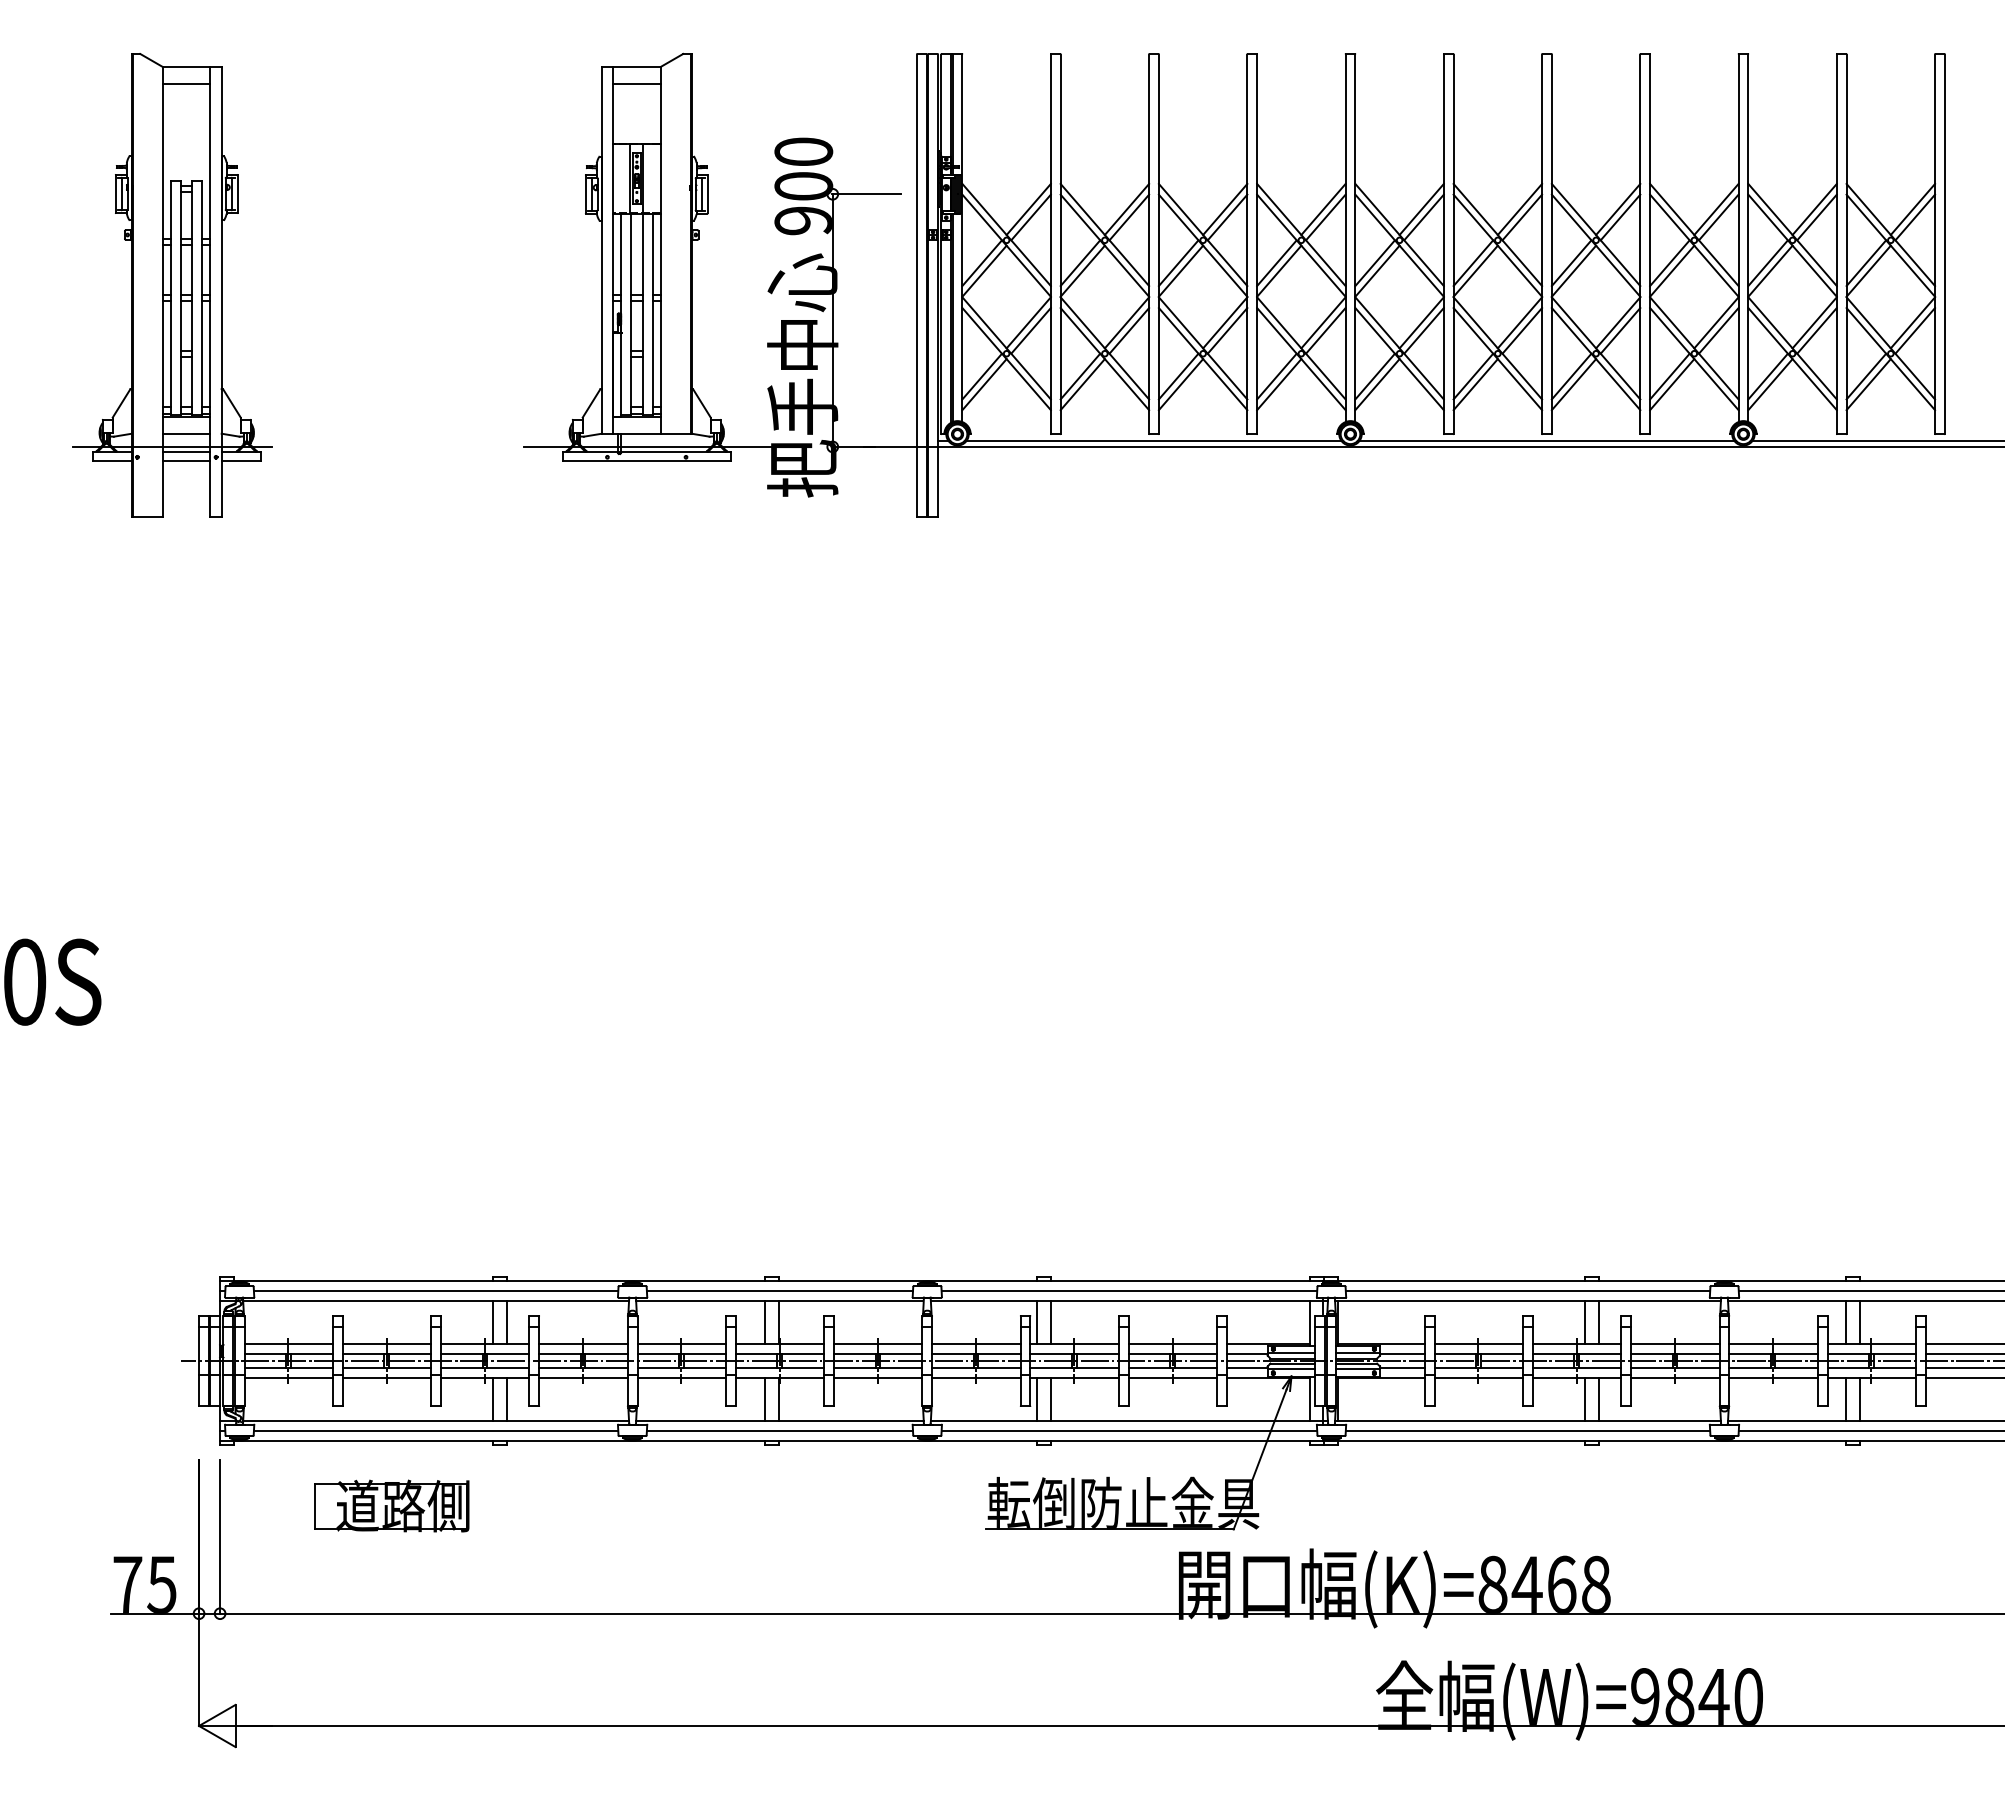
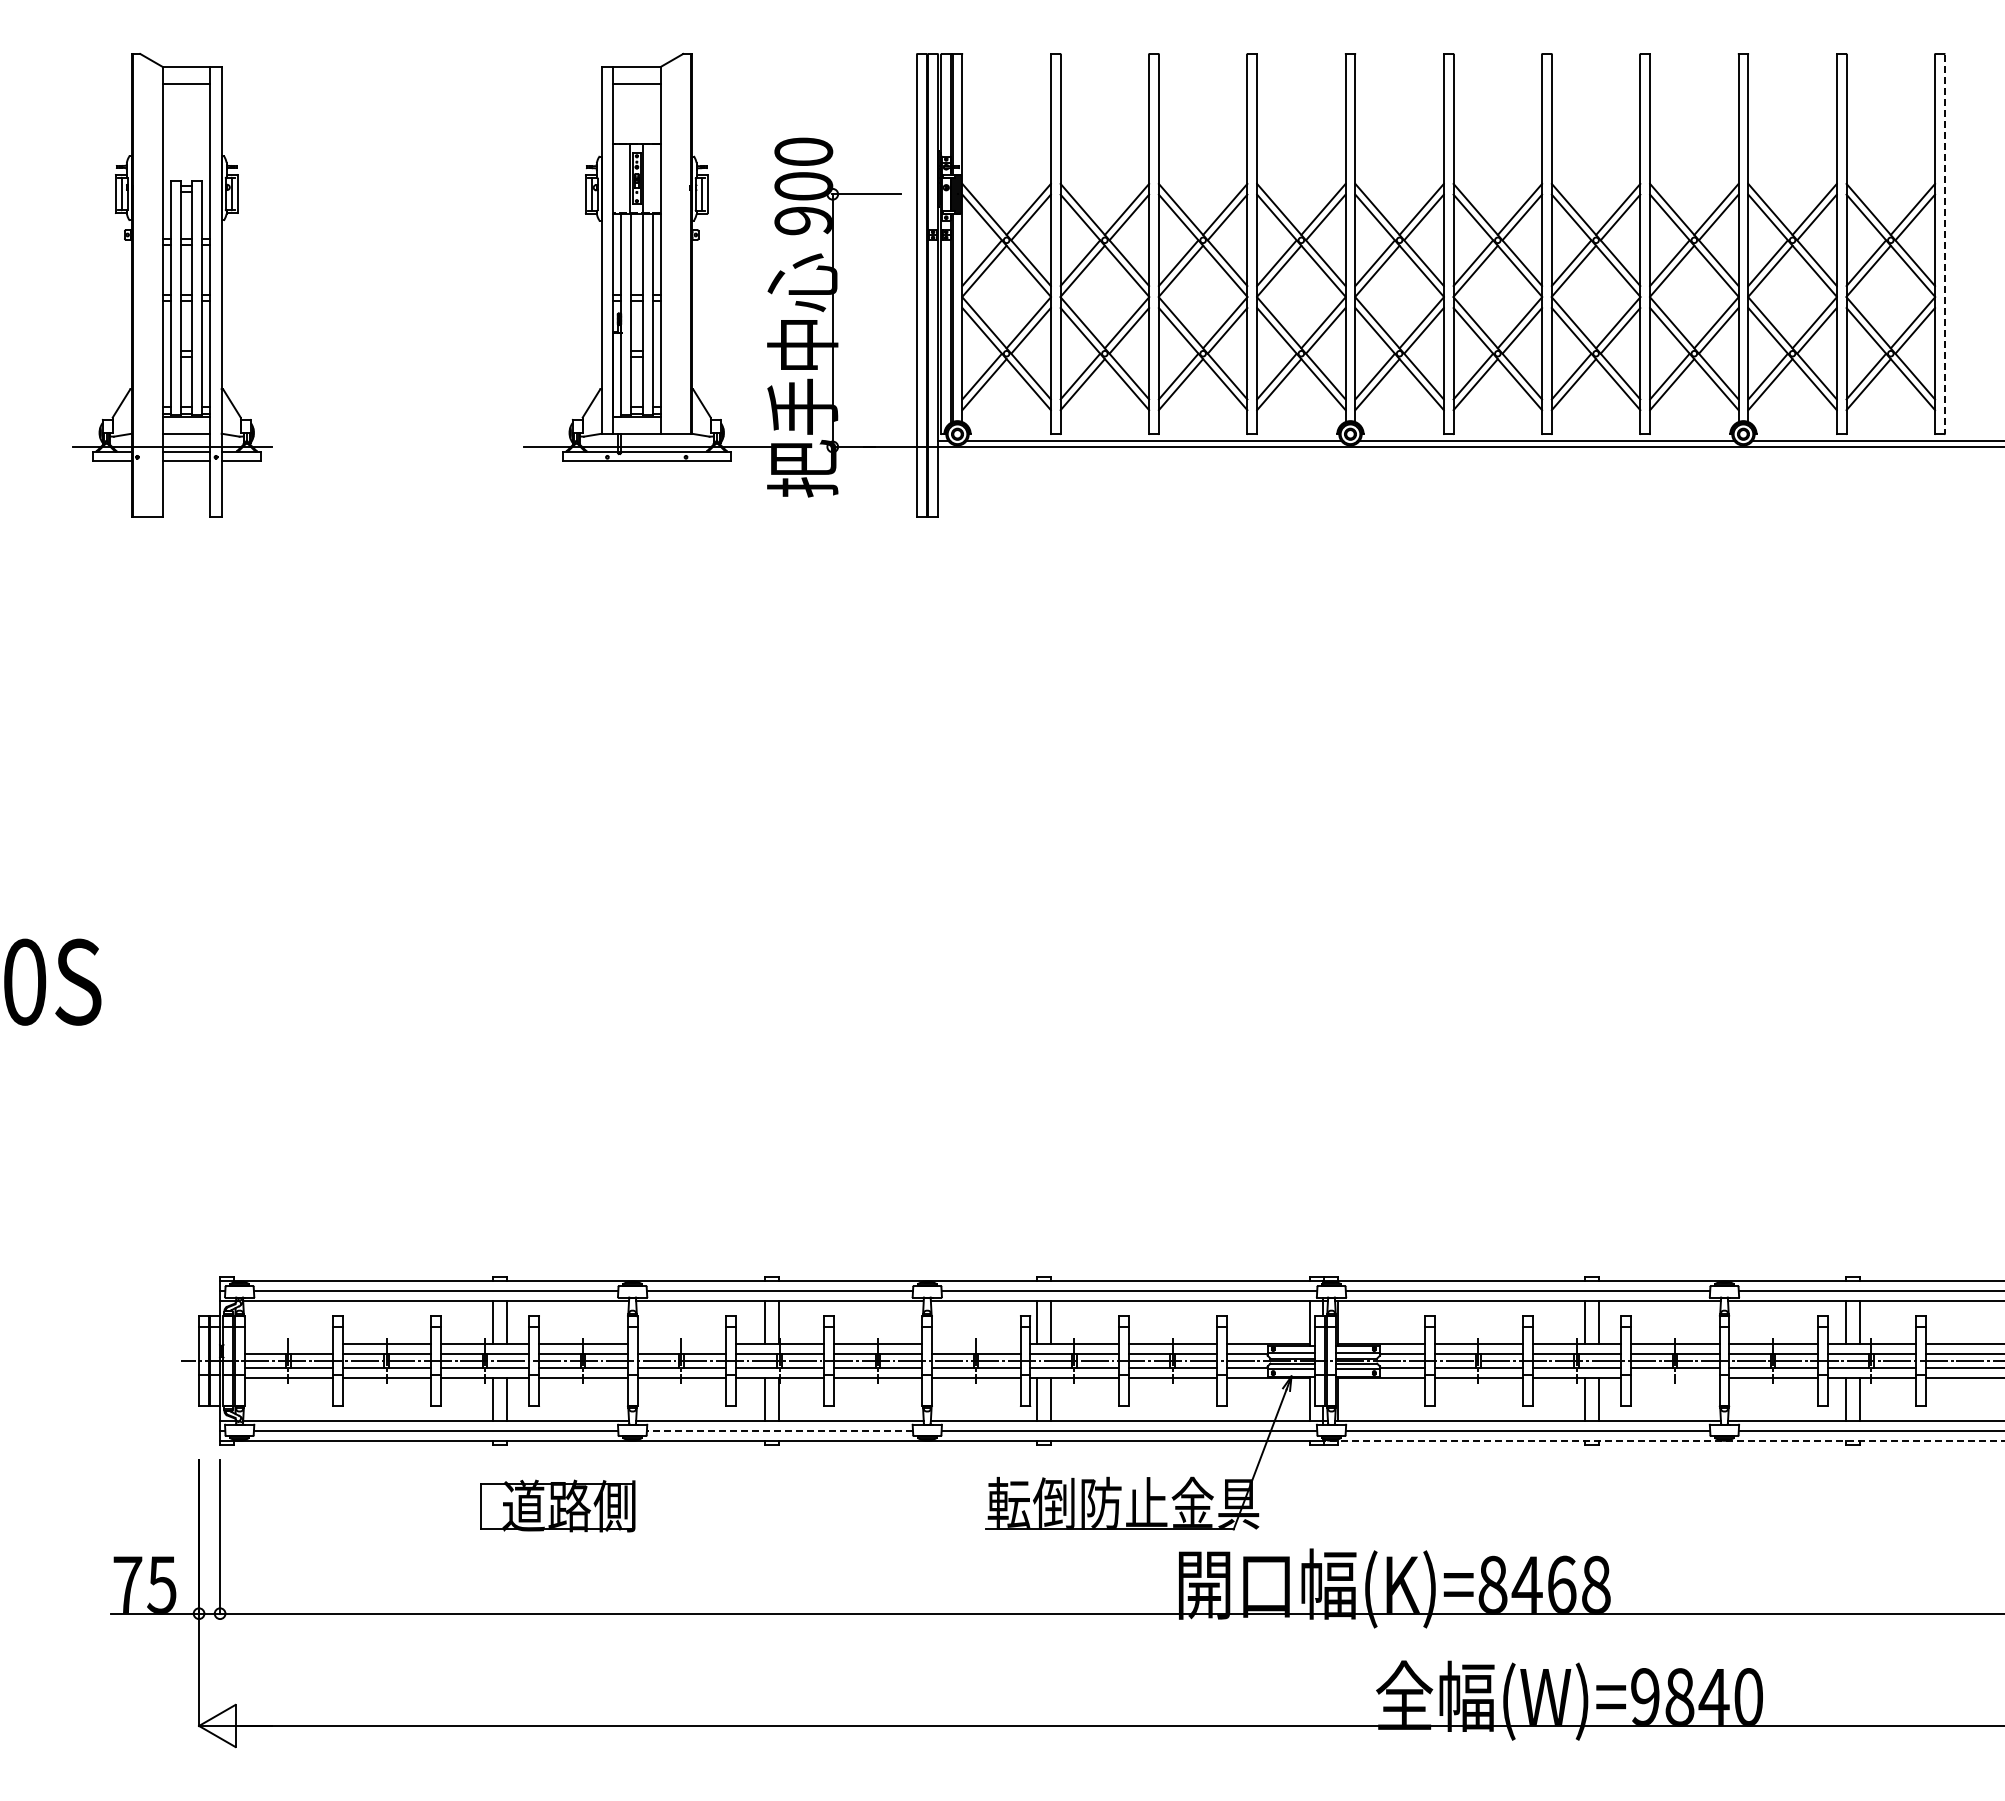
line: solid -> dashed (1944, 244)
line: present -> none (288, 1343)
line: present -> none (681, 1343)
line: present -> none (976, 1343)
line: present -> none (1675, 1378)
line: solid -> dashed (779, 1431)
line: solid -> dashed (1663, 1441)
part position: (391, 1505) -> (557, 1505) (557, 1505)
